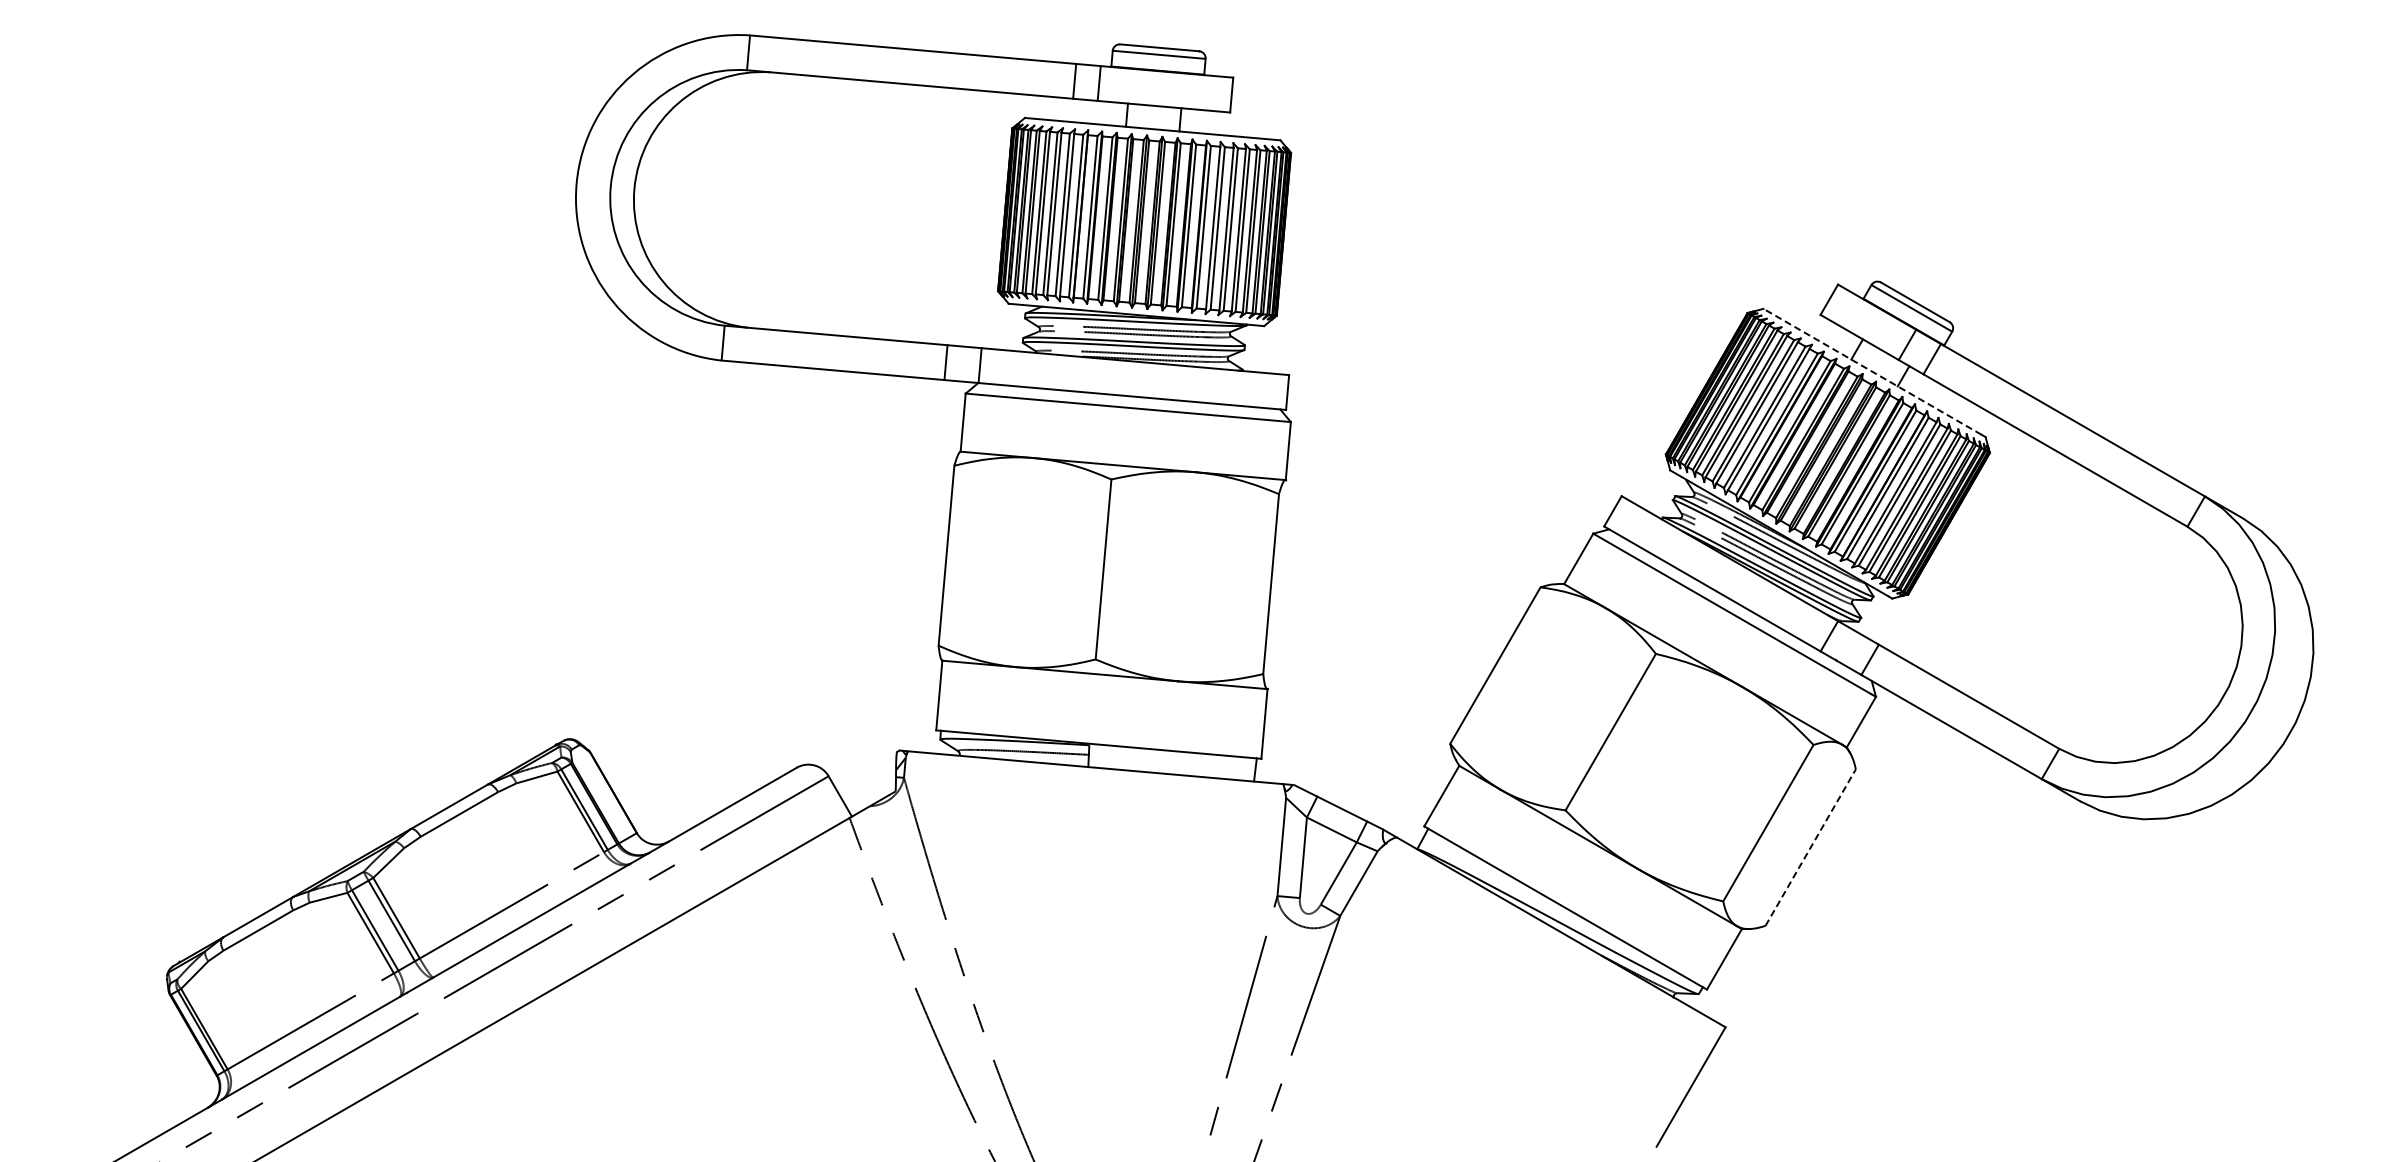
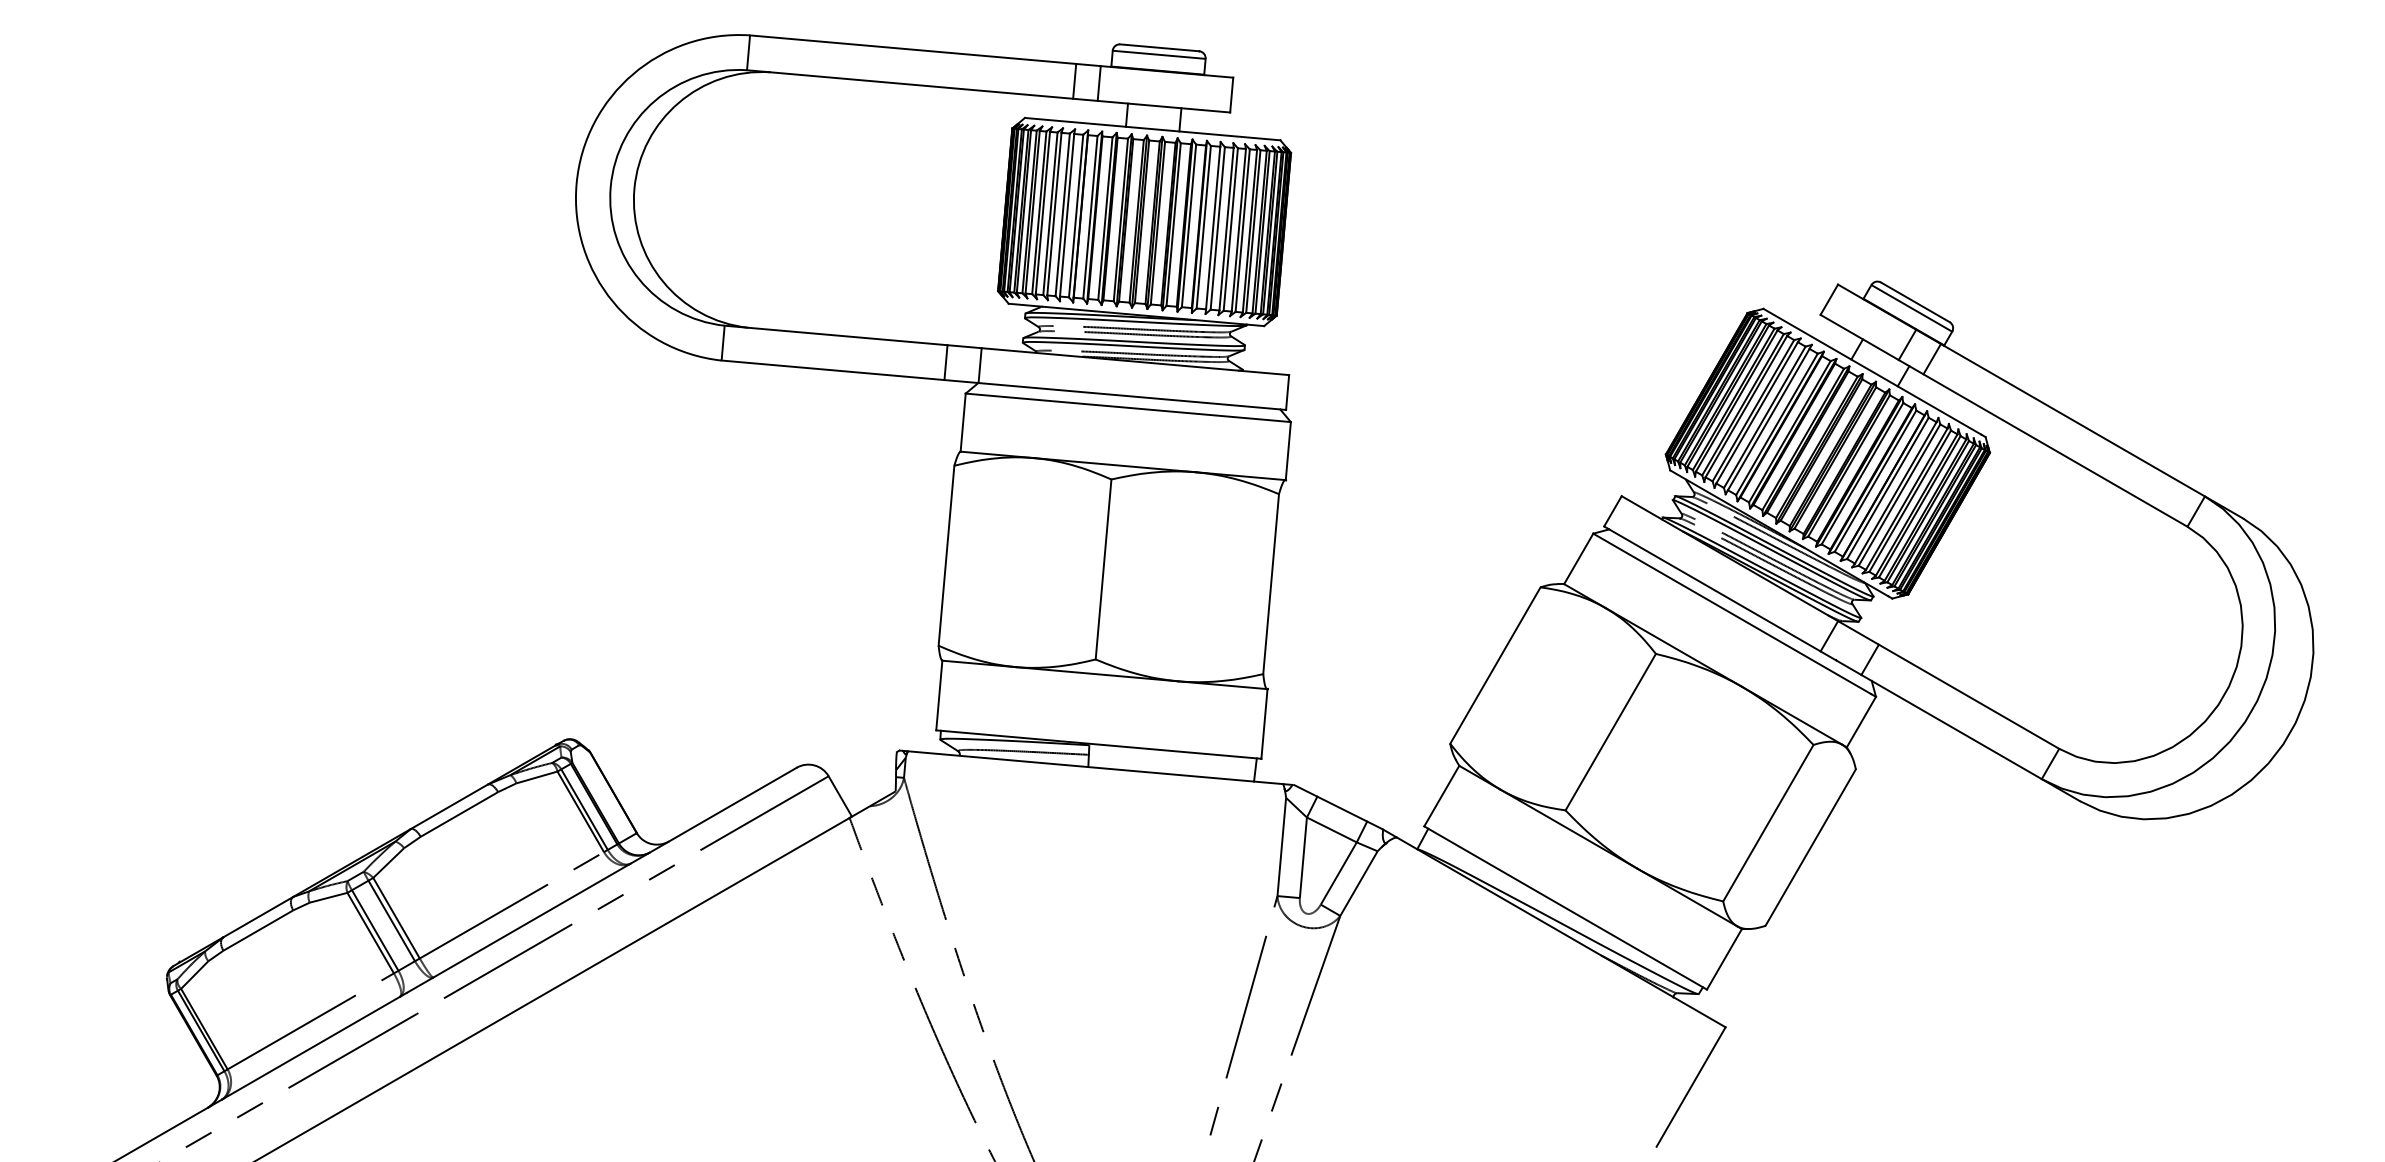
line: dashed -> solid (1872, 371)
line: dashed -> solid (1810, 847)
